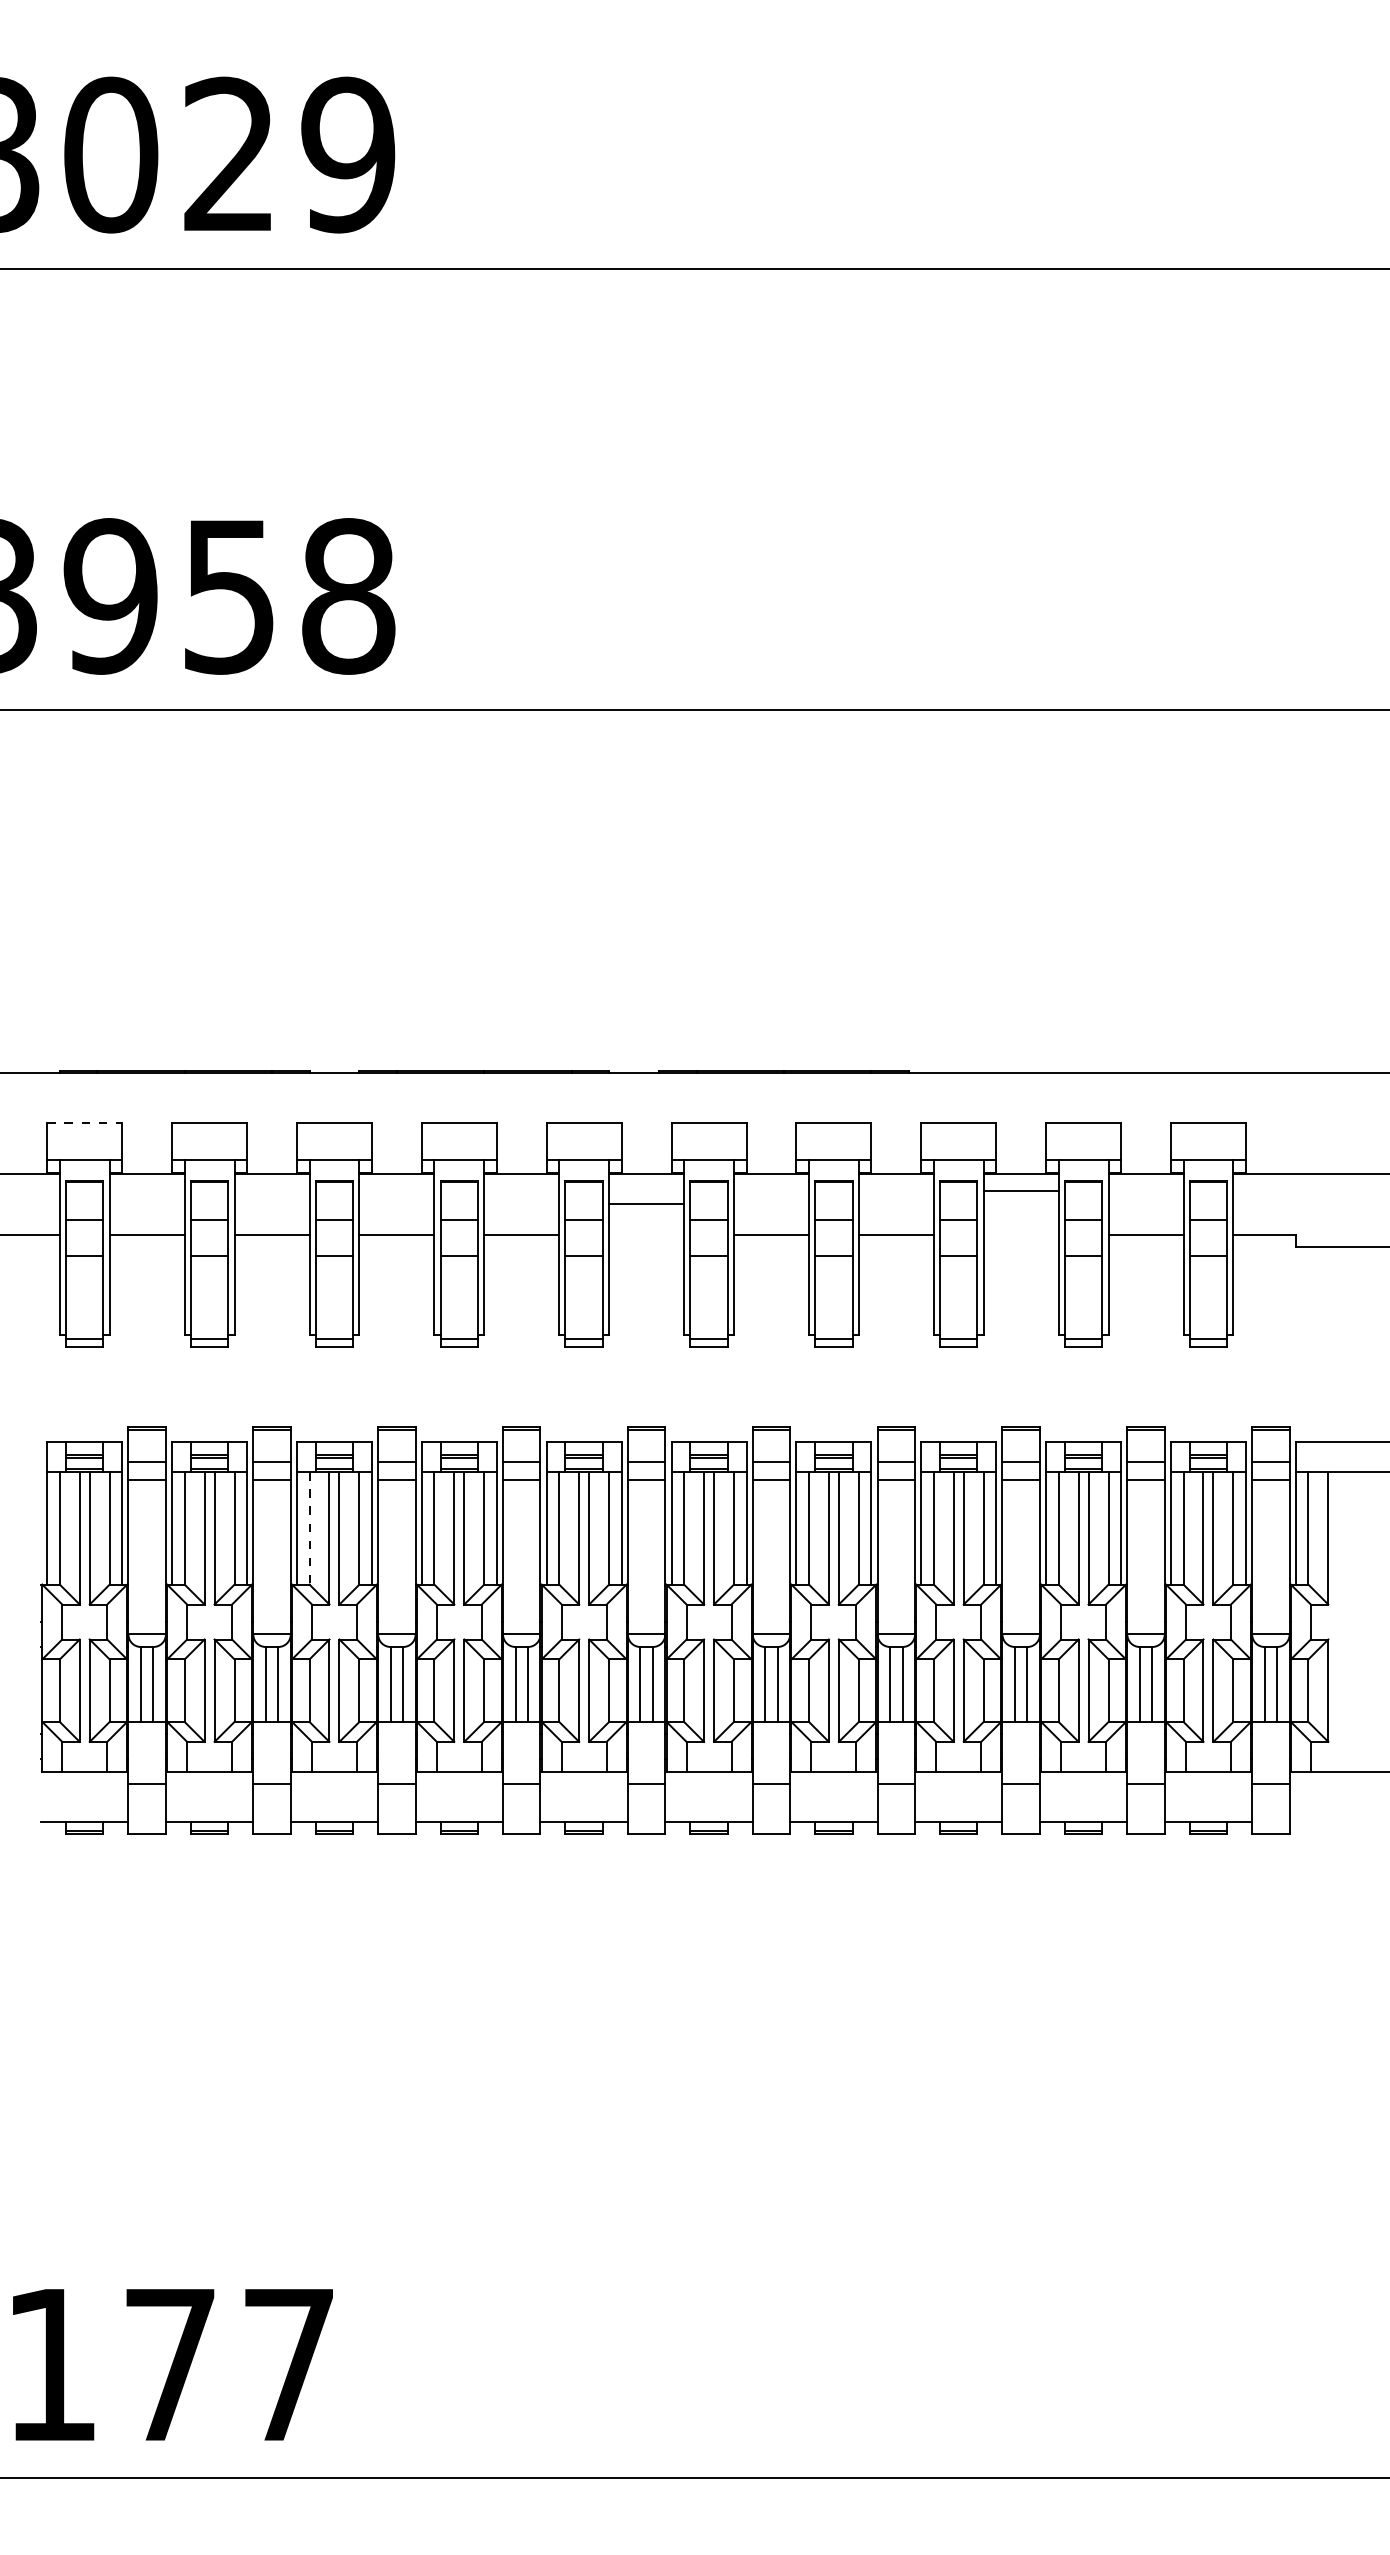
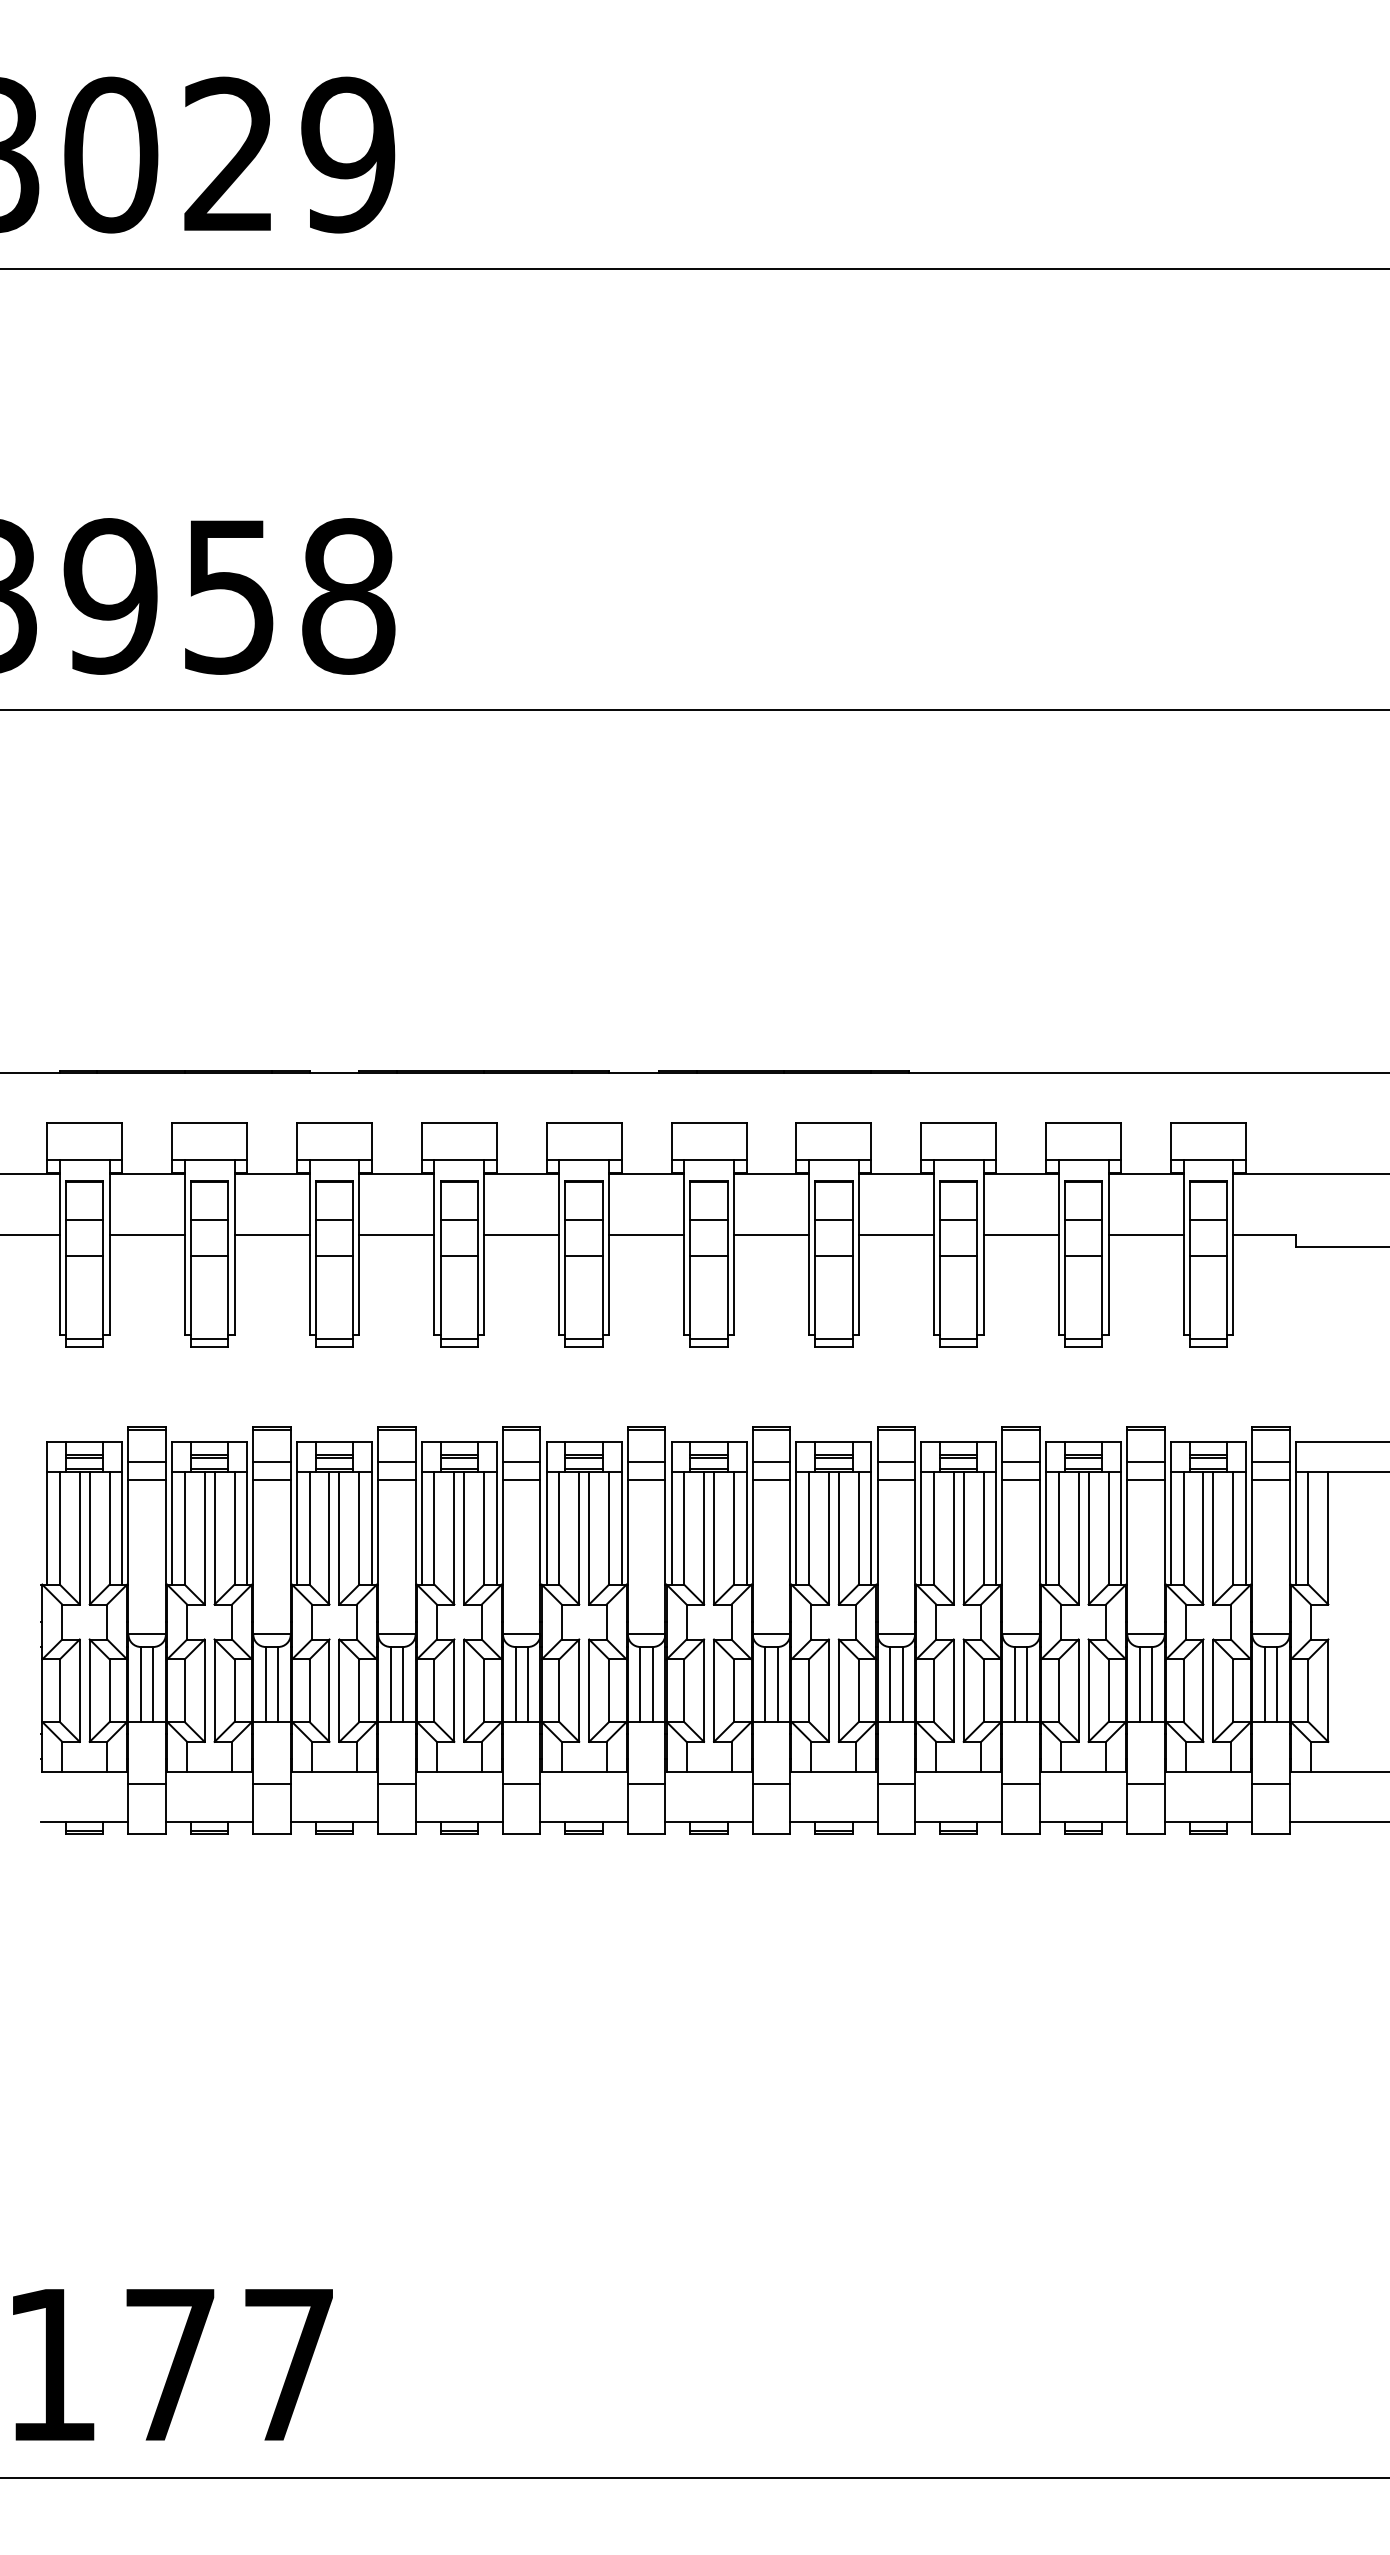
line: dashed -> solid (85, 1122)
line position: (1020, 1190) -> (1020, 1234) (1020, 1234)
line position: (646, 1203) -> (646, 1234) (646, 1234)
line: dashed -> solid (309, 1528)
line: none -> present (1337, 1821)
